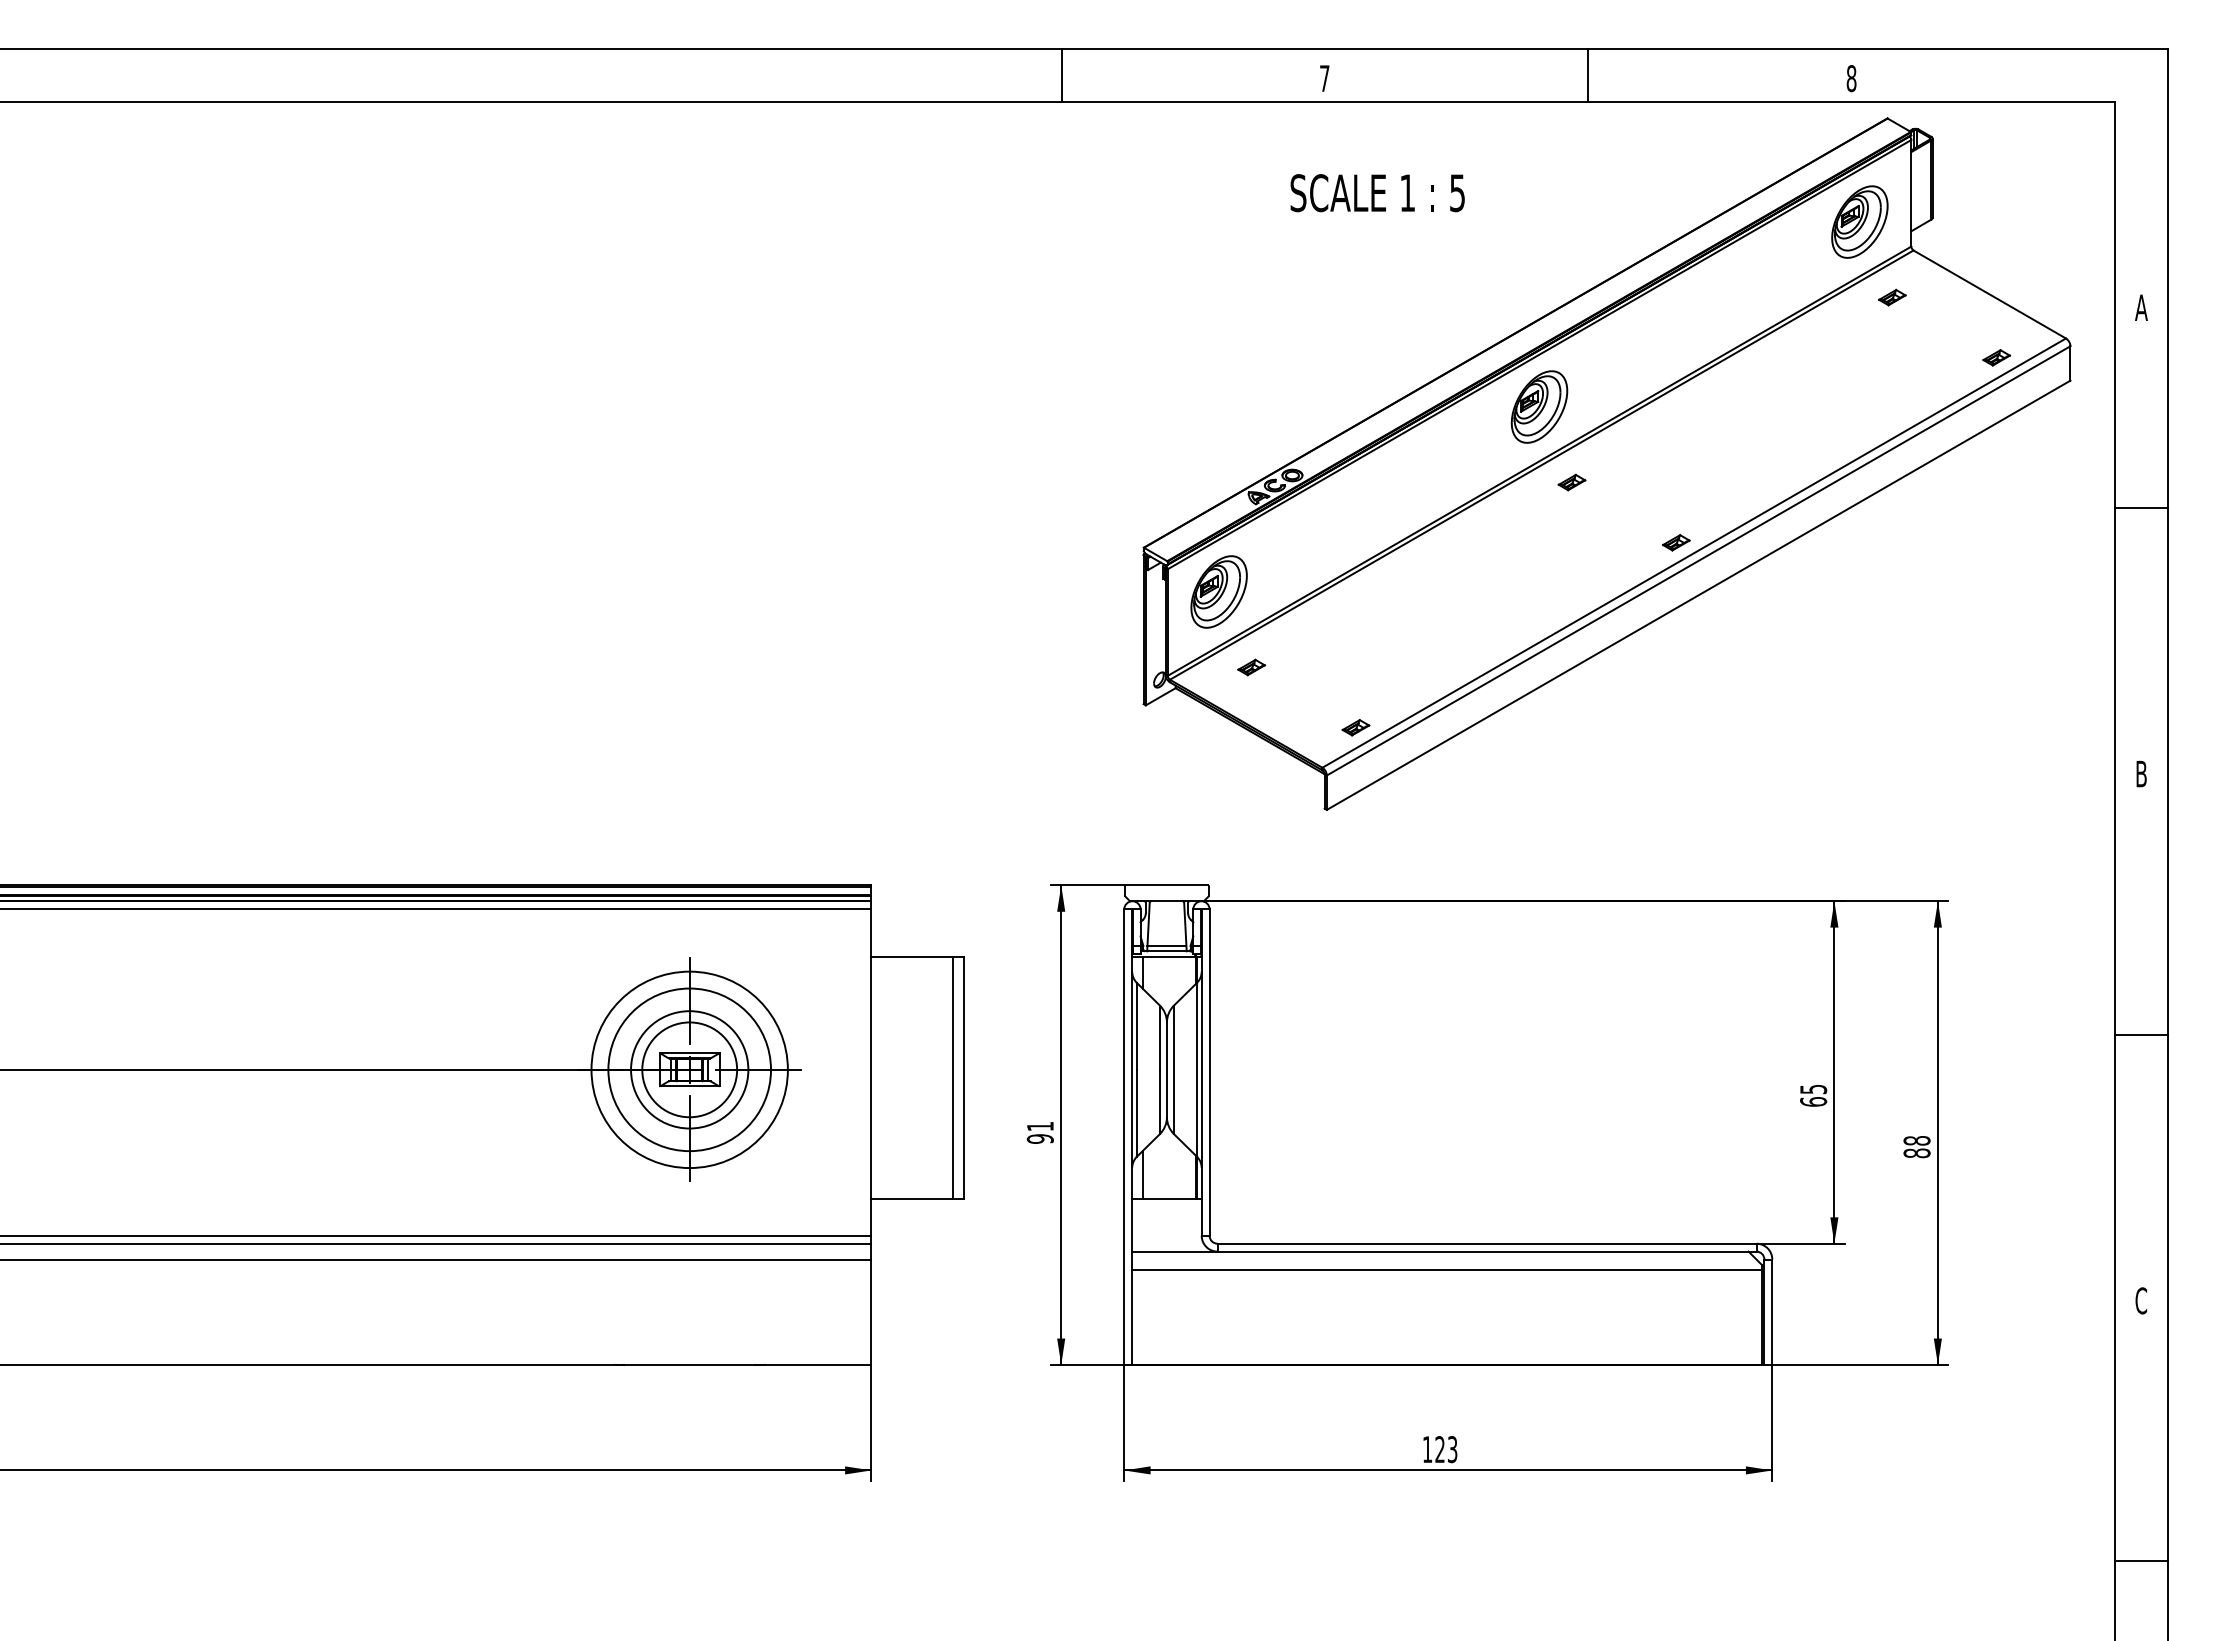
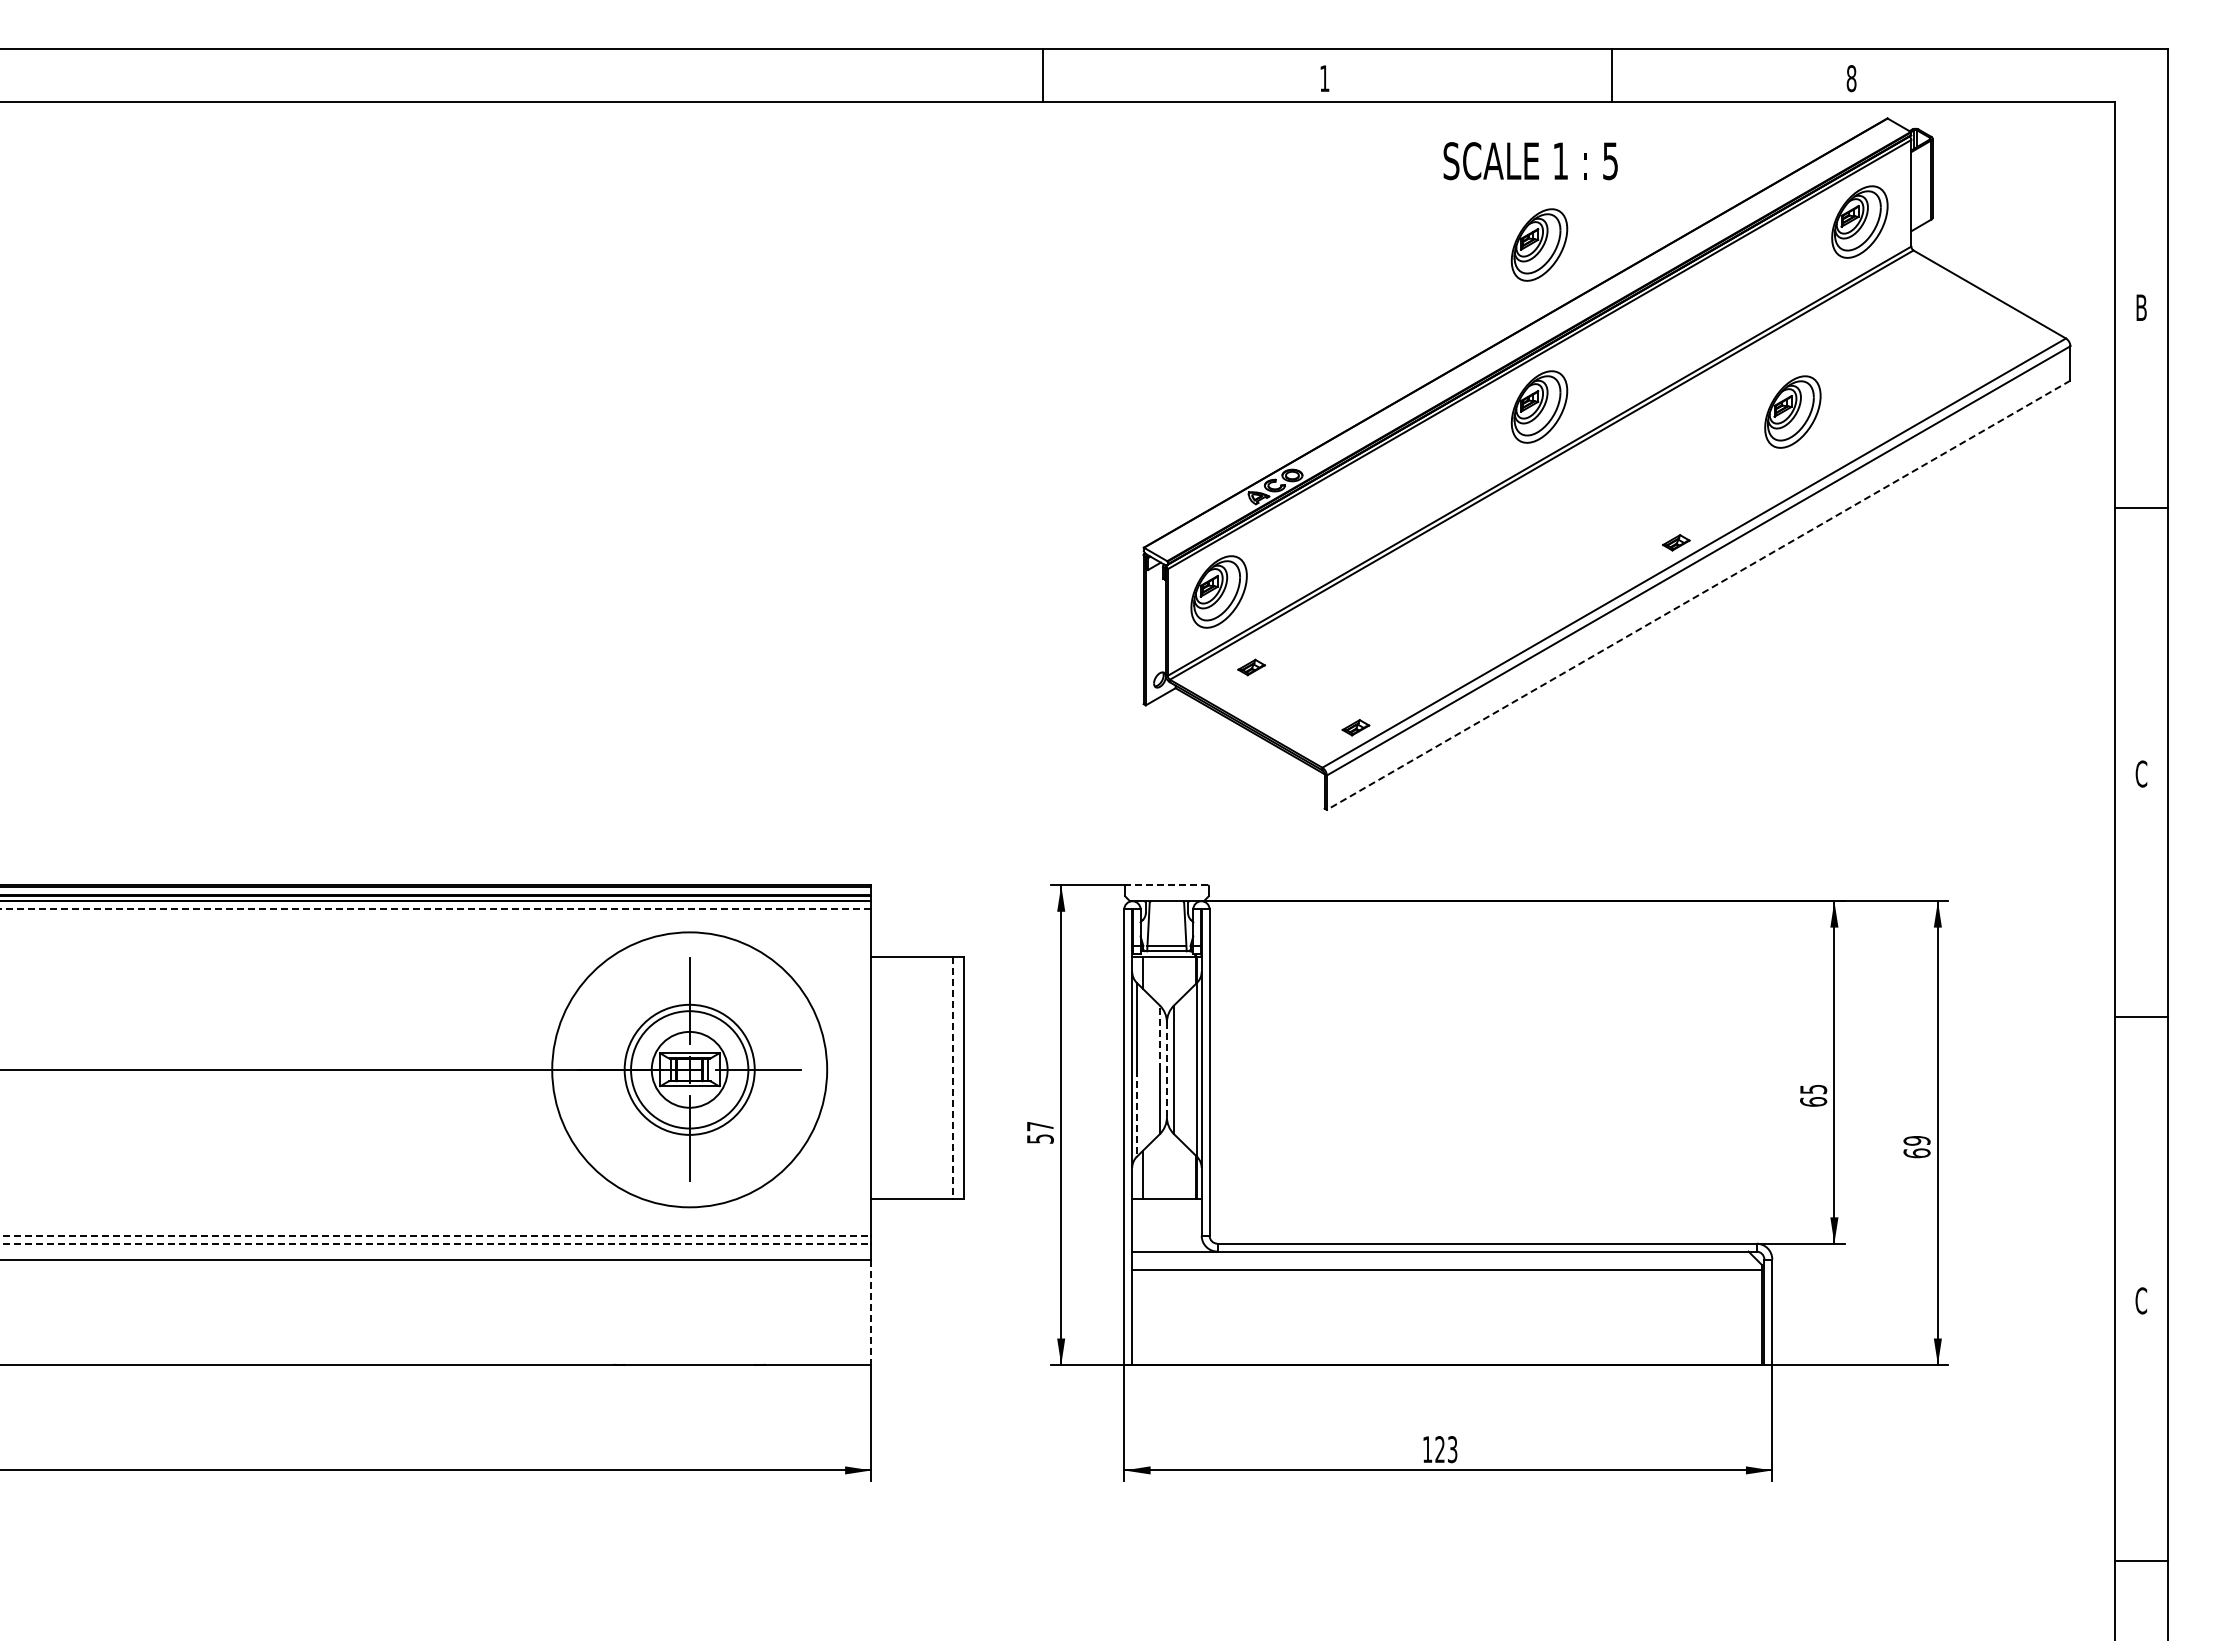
line position: (1061, 75) -> (1042, 75) (1042, 75)
line position: (1588, 75) -> (1612, 75) (1612, 75)
text: 7 -> 1 (1324, 78)
text position: (1377, 193) -> (1530, 161) (1530, 161)
part: none -> present (1539, 244)
part: present -> none (1892, 297)
text: A -> B (2141, 307)
part: present -> none (1996, 357)
part: none -> present (1792, 411)
part: present -> none (1571, 482)
line: solid -> dashed (1698, 595)
text: B -> C (2141, 773)
line: solid -> dashed (1166, 885)
line: solid -> dashed (435, 909)
line position: (2141, 1034) -> (2141, 1016) (2141, 1016)
line: solid -> dashed (1159, 1037)
circle diameter: 163 px -> 130 px (689, 1069)
circle diameter: 196 px -> 275 px (689, 1069)
circle diameter: 95 px -> 76 px (689, 1069)
line: solid -> dashed (1166, 1070)
line: solid -> dashed (953, 1078)
line: solid -> dashed (1136, 1113)
text: 91 -> 57 (1039, 1132)
text: 88 -> 69 (1916, 1147)
line: solid -> dashed (436, 1235)
line: solid -> dashed (436, 1243)
line: solid -> dashed (871, 1312)
